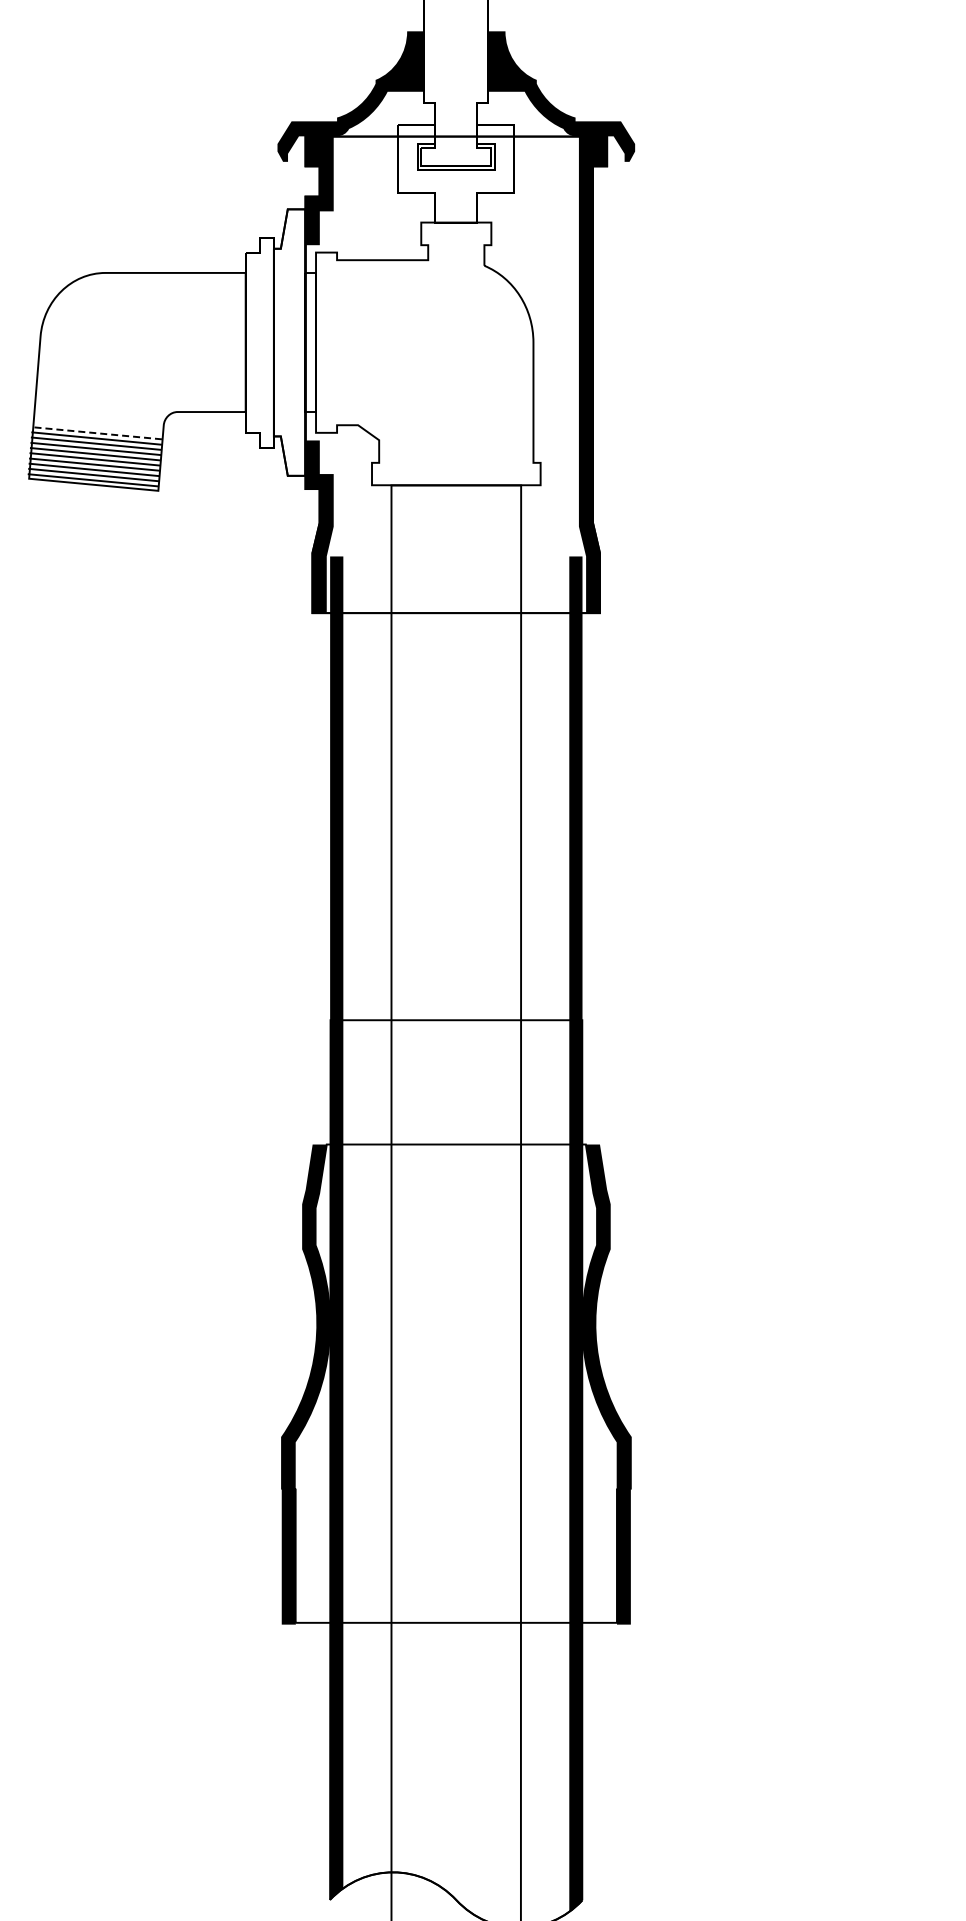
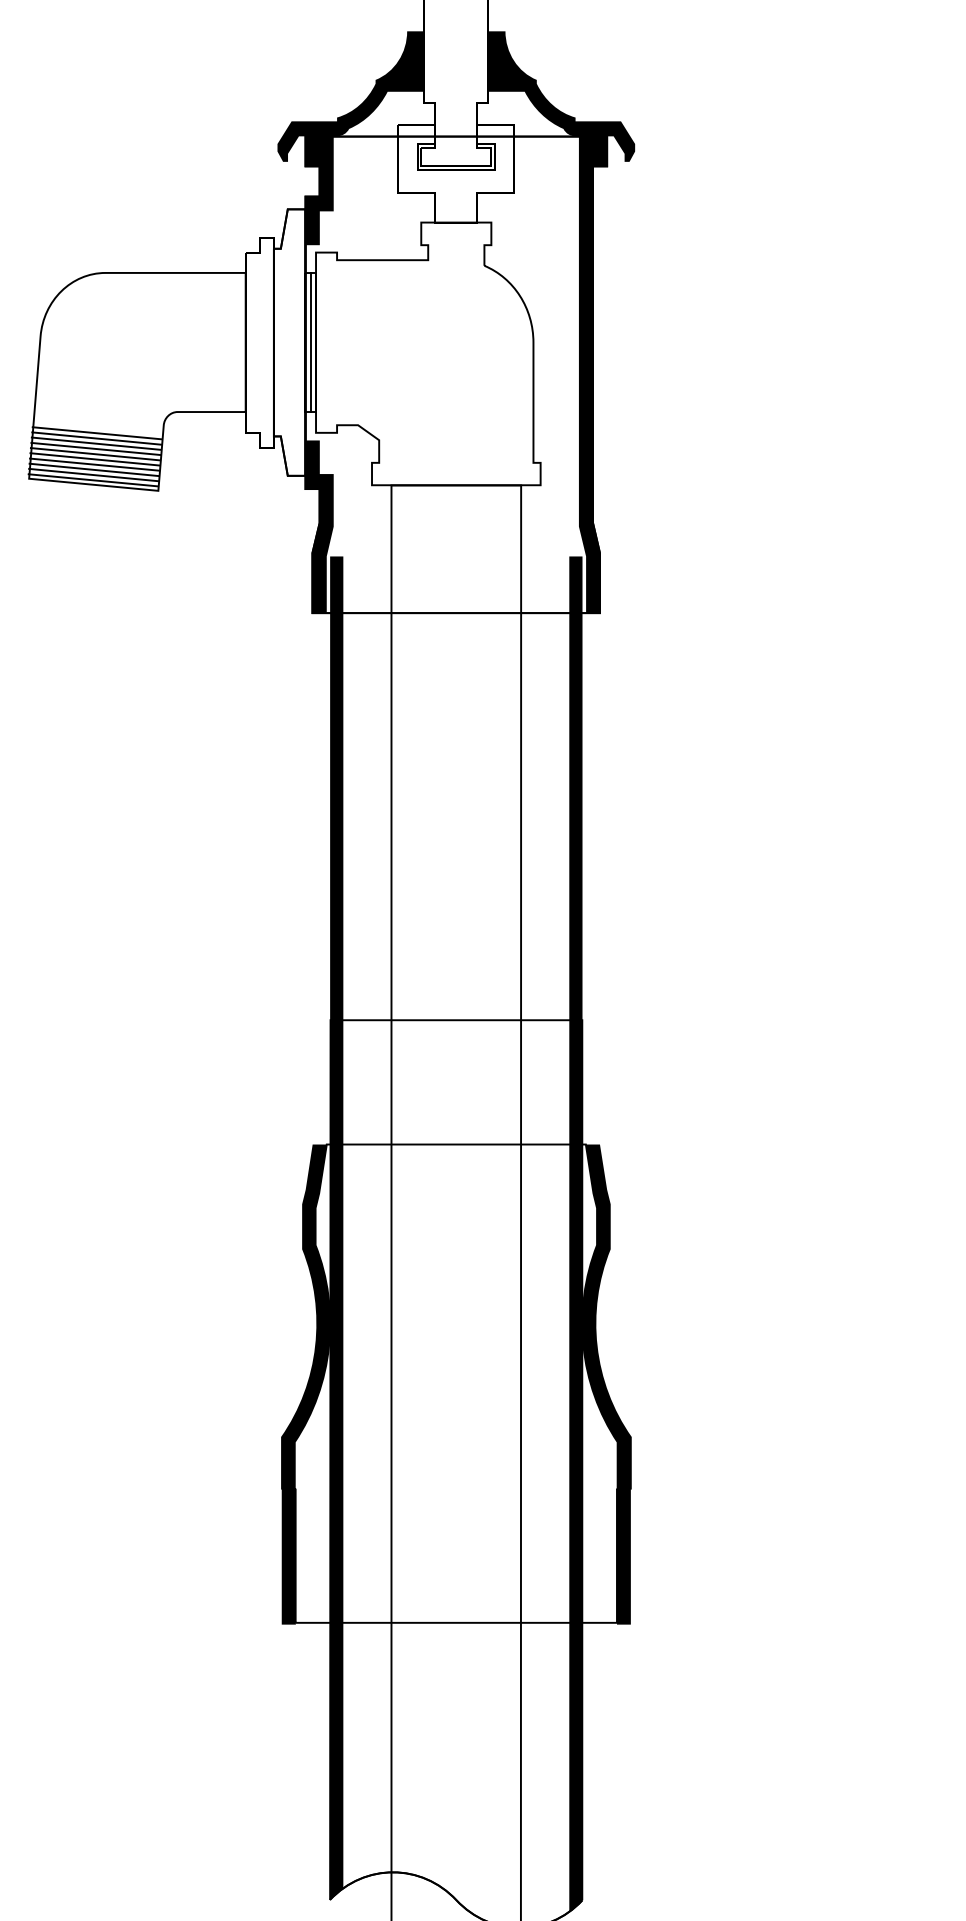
line: none -> present (310, 342)
line: dashed -> solid (97, 433)
